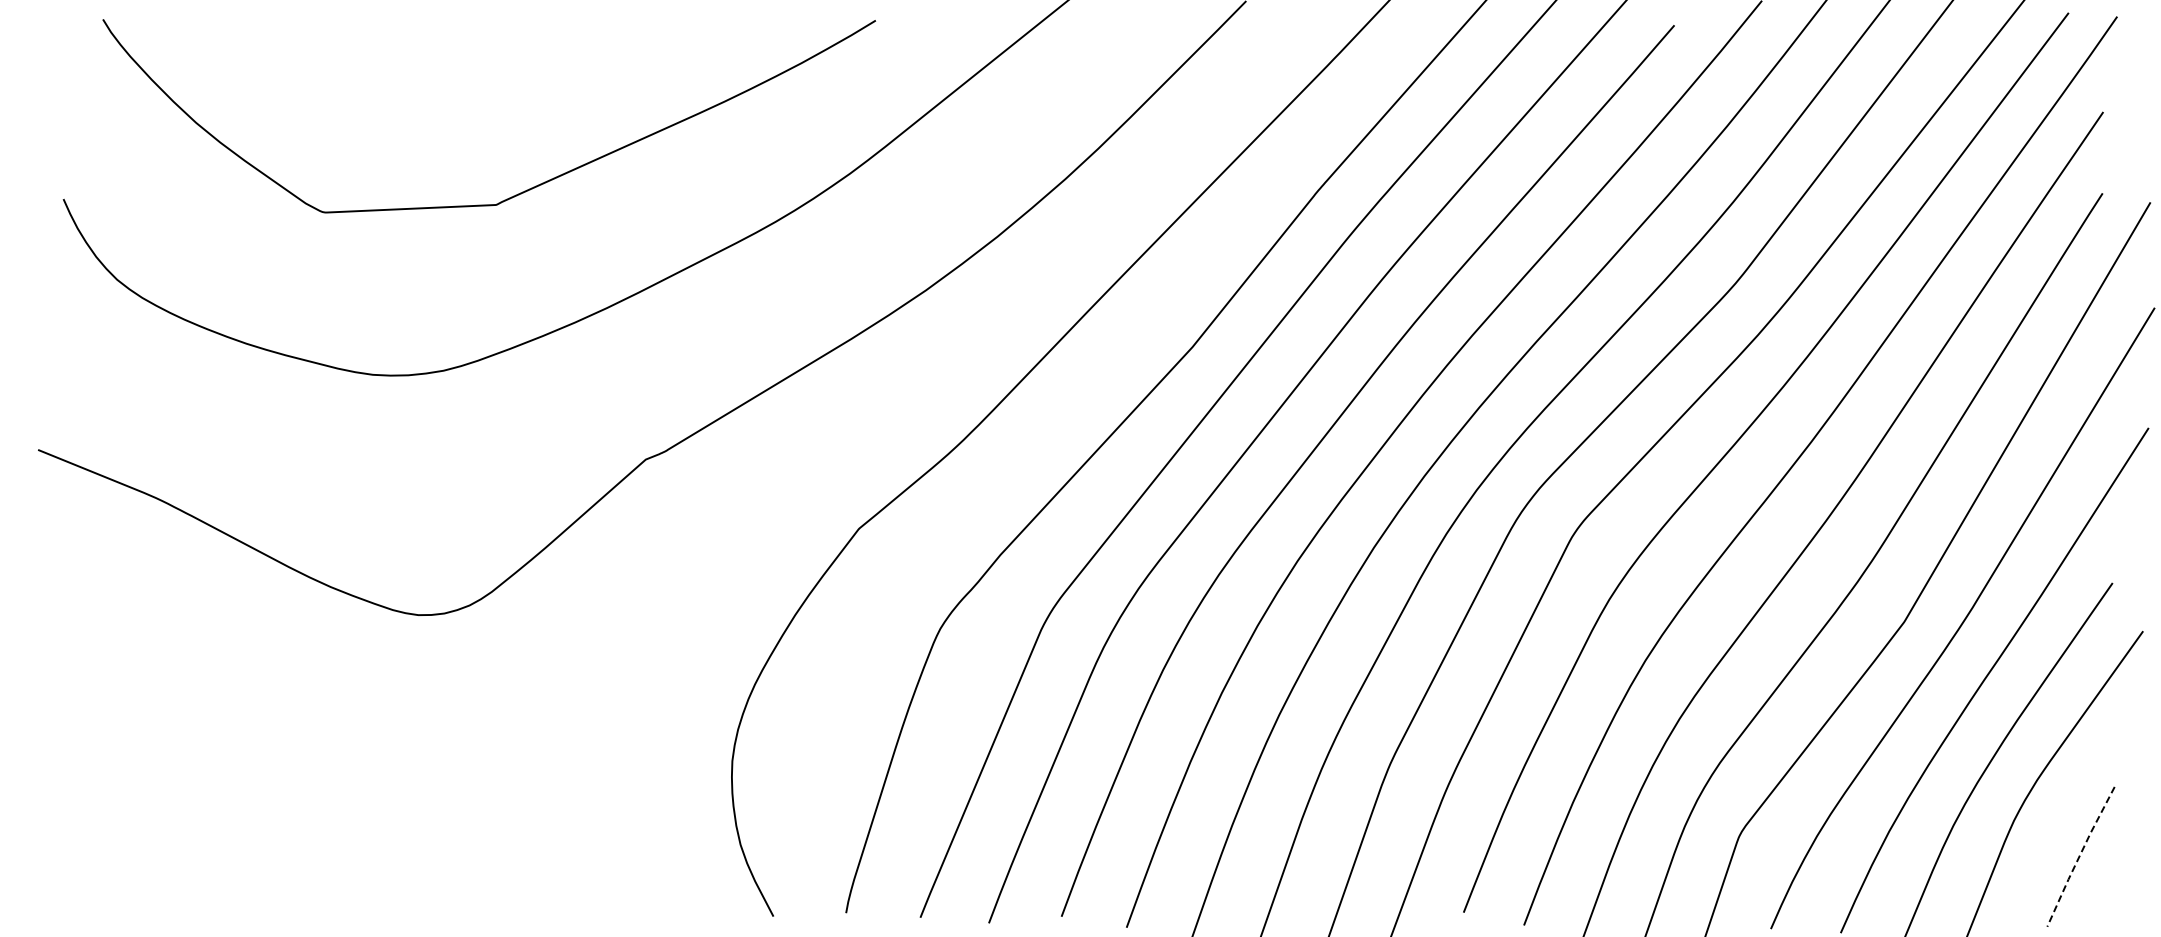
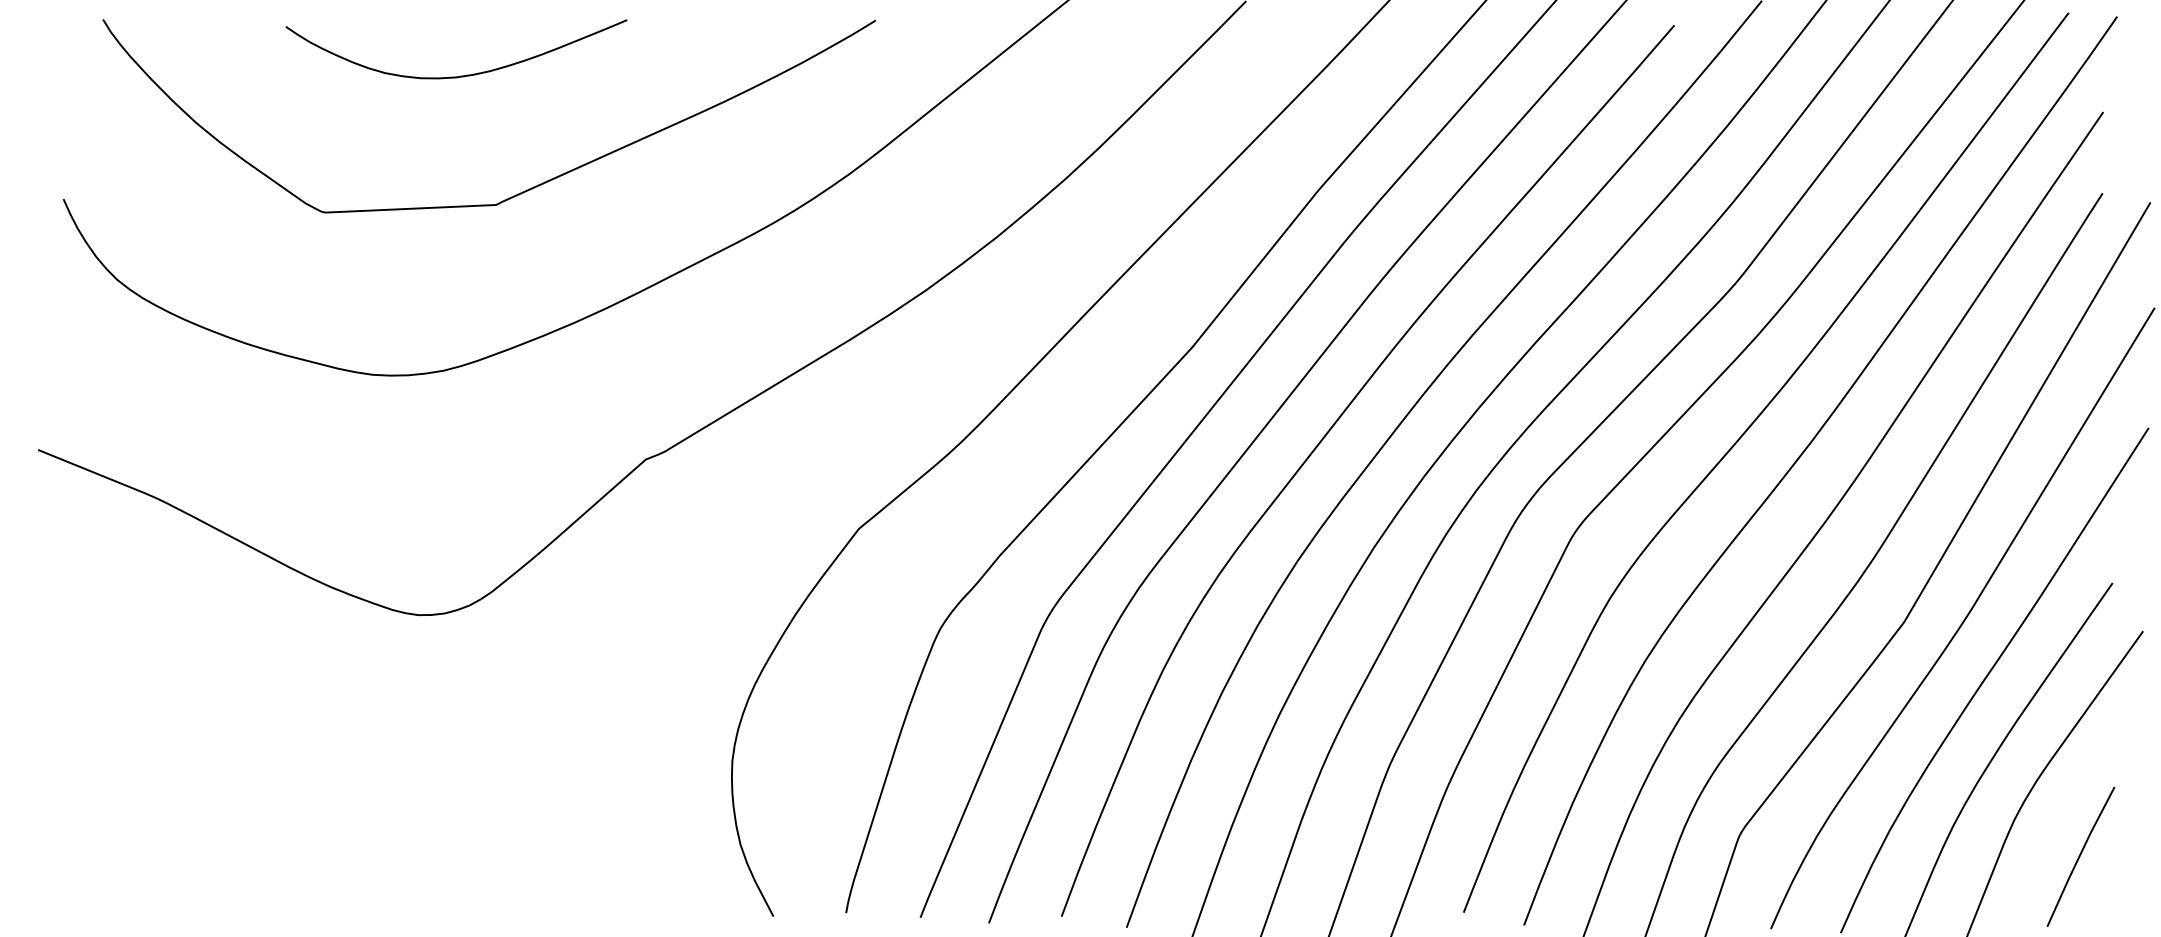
curve: none -> present (460, 75)
line: dashed -> solid (2079, 856)
